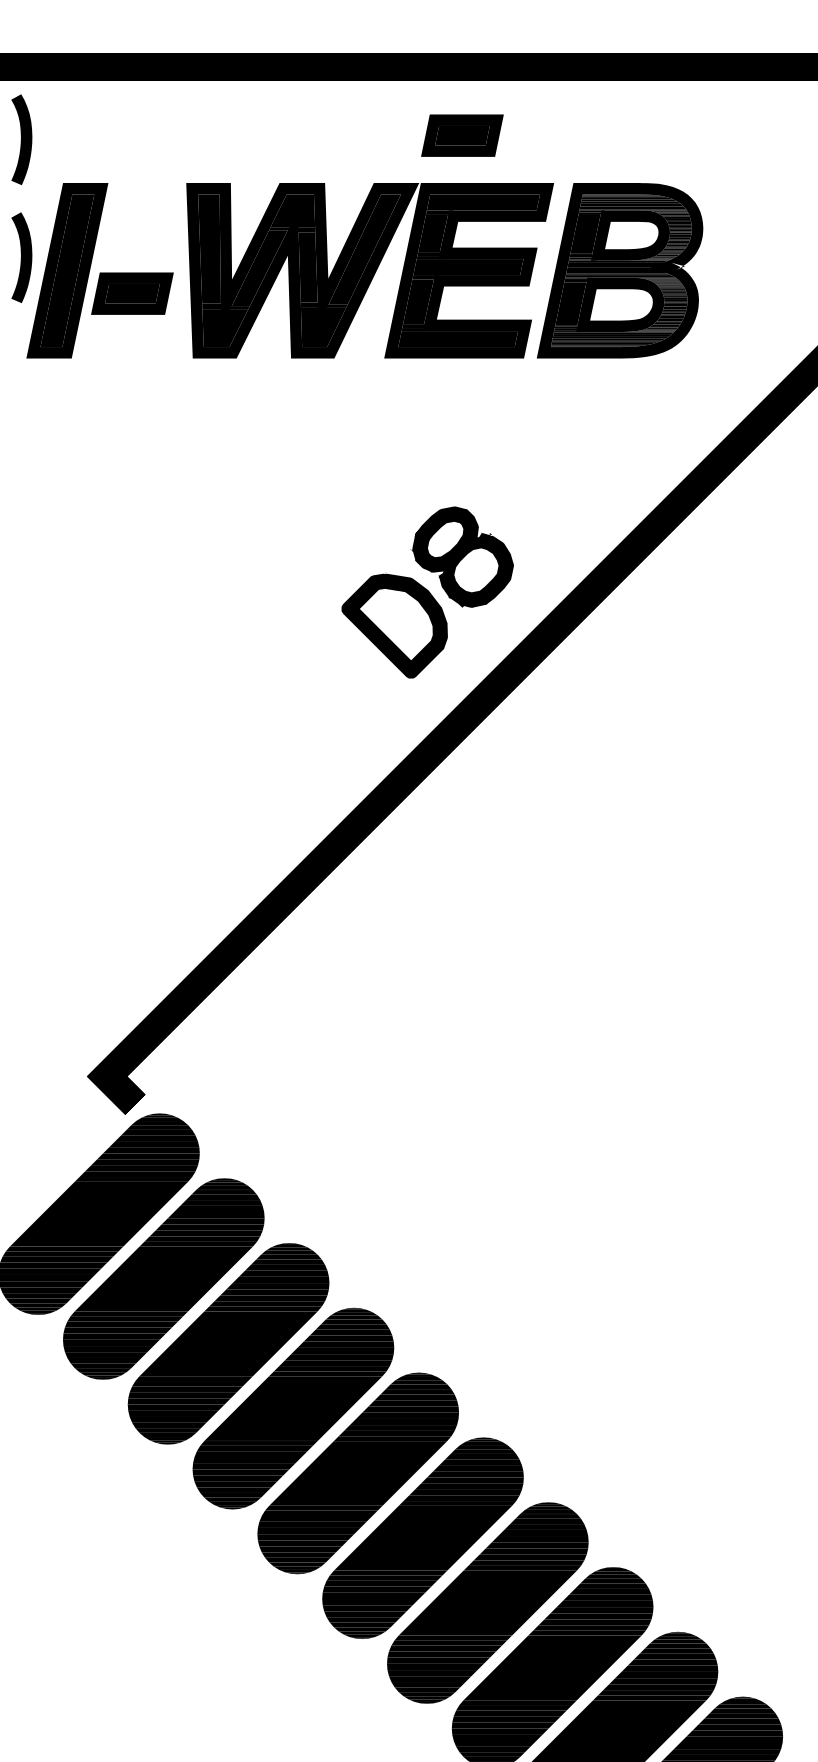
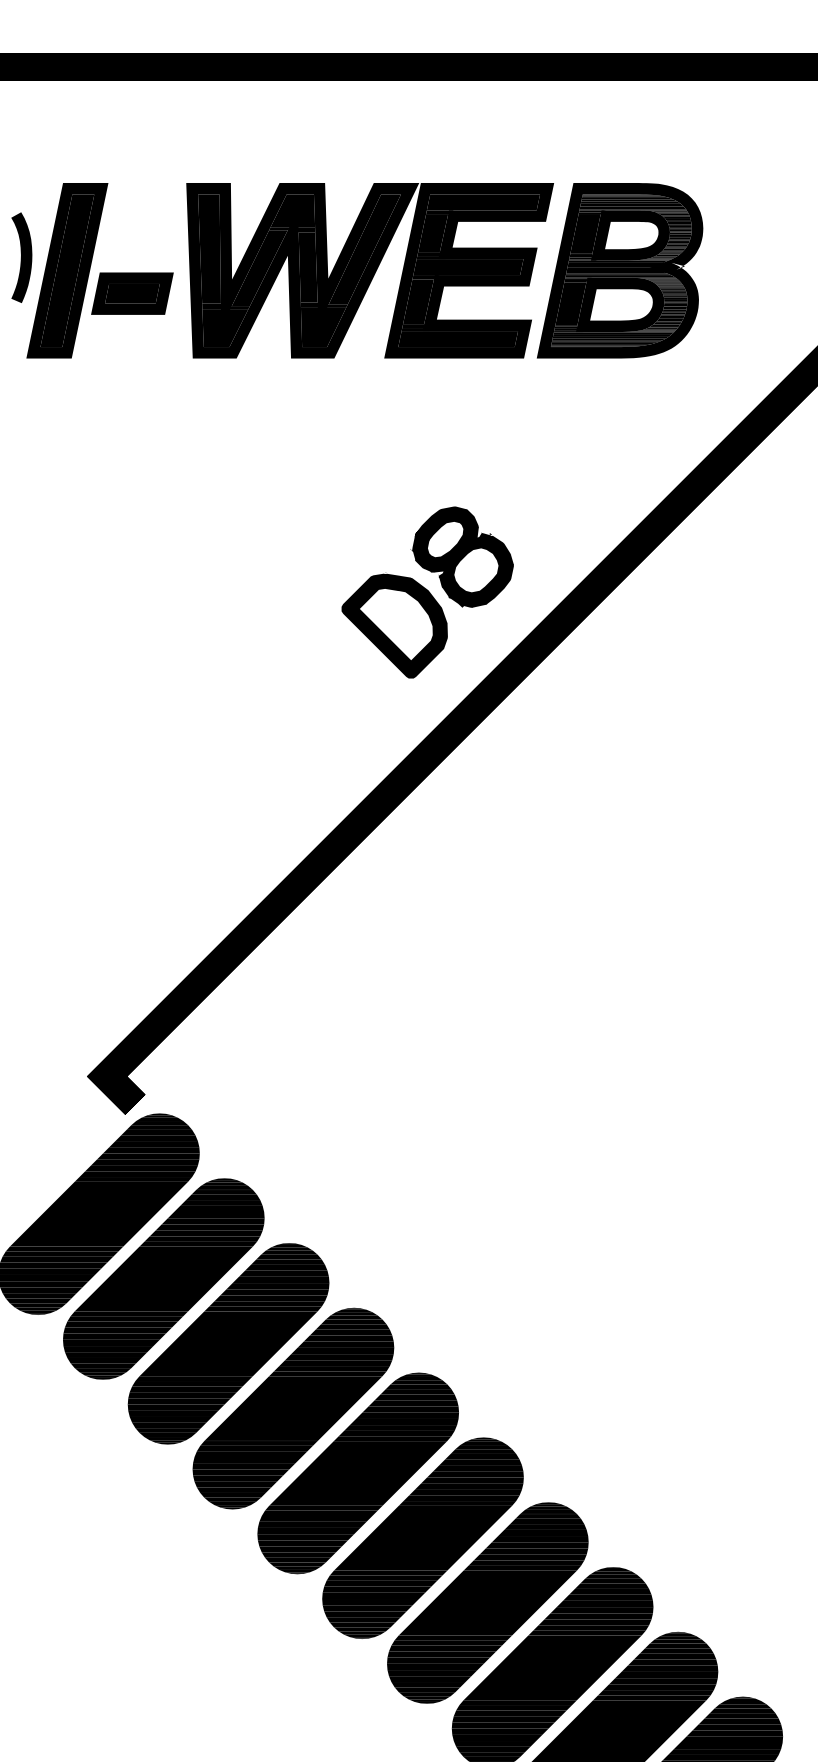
part: present -> none (462, 135)
curve: present -> none (21, 139)
